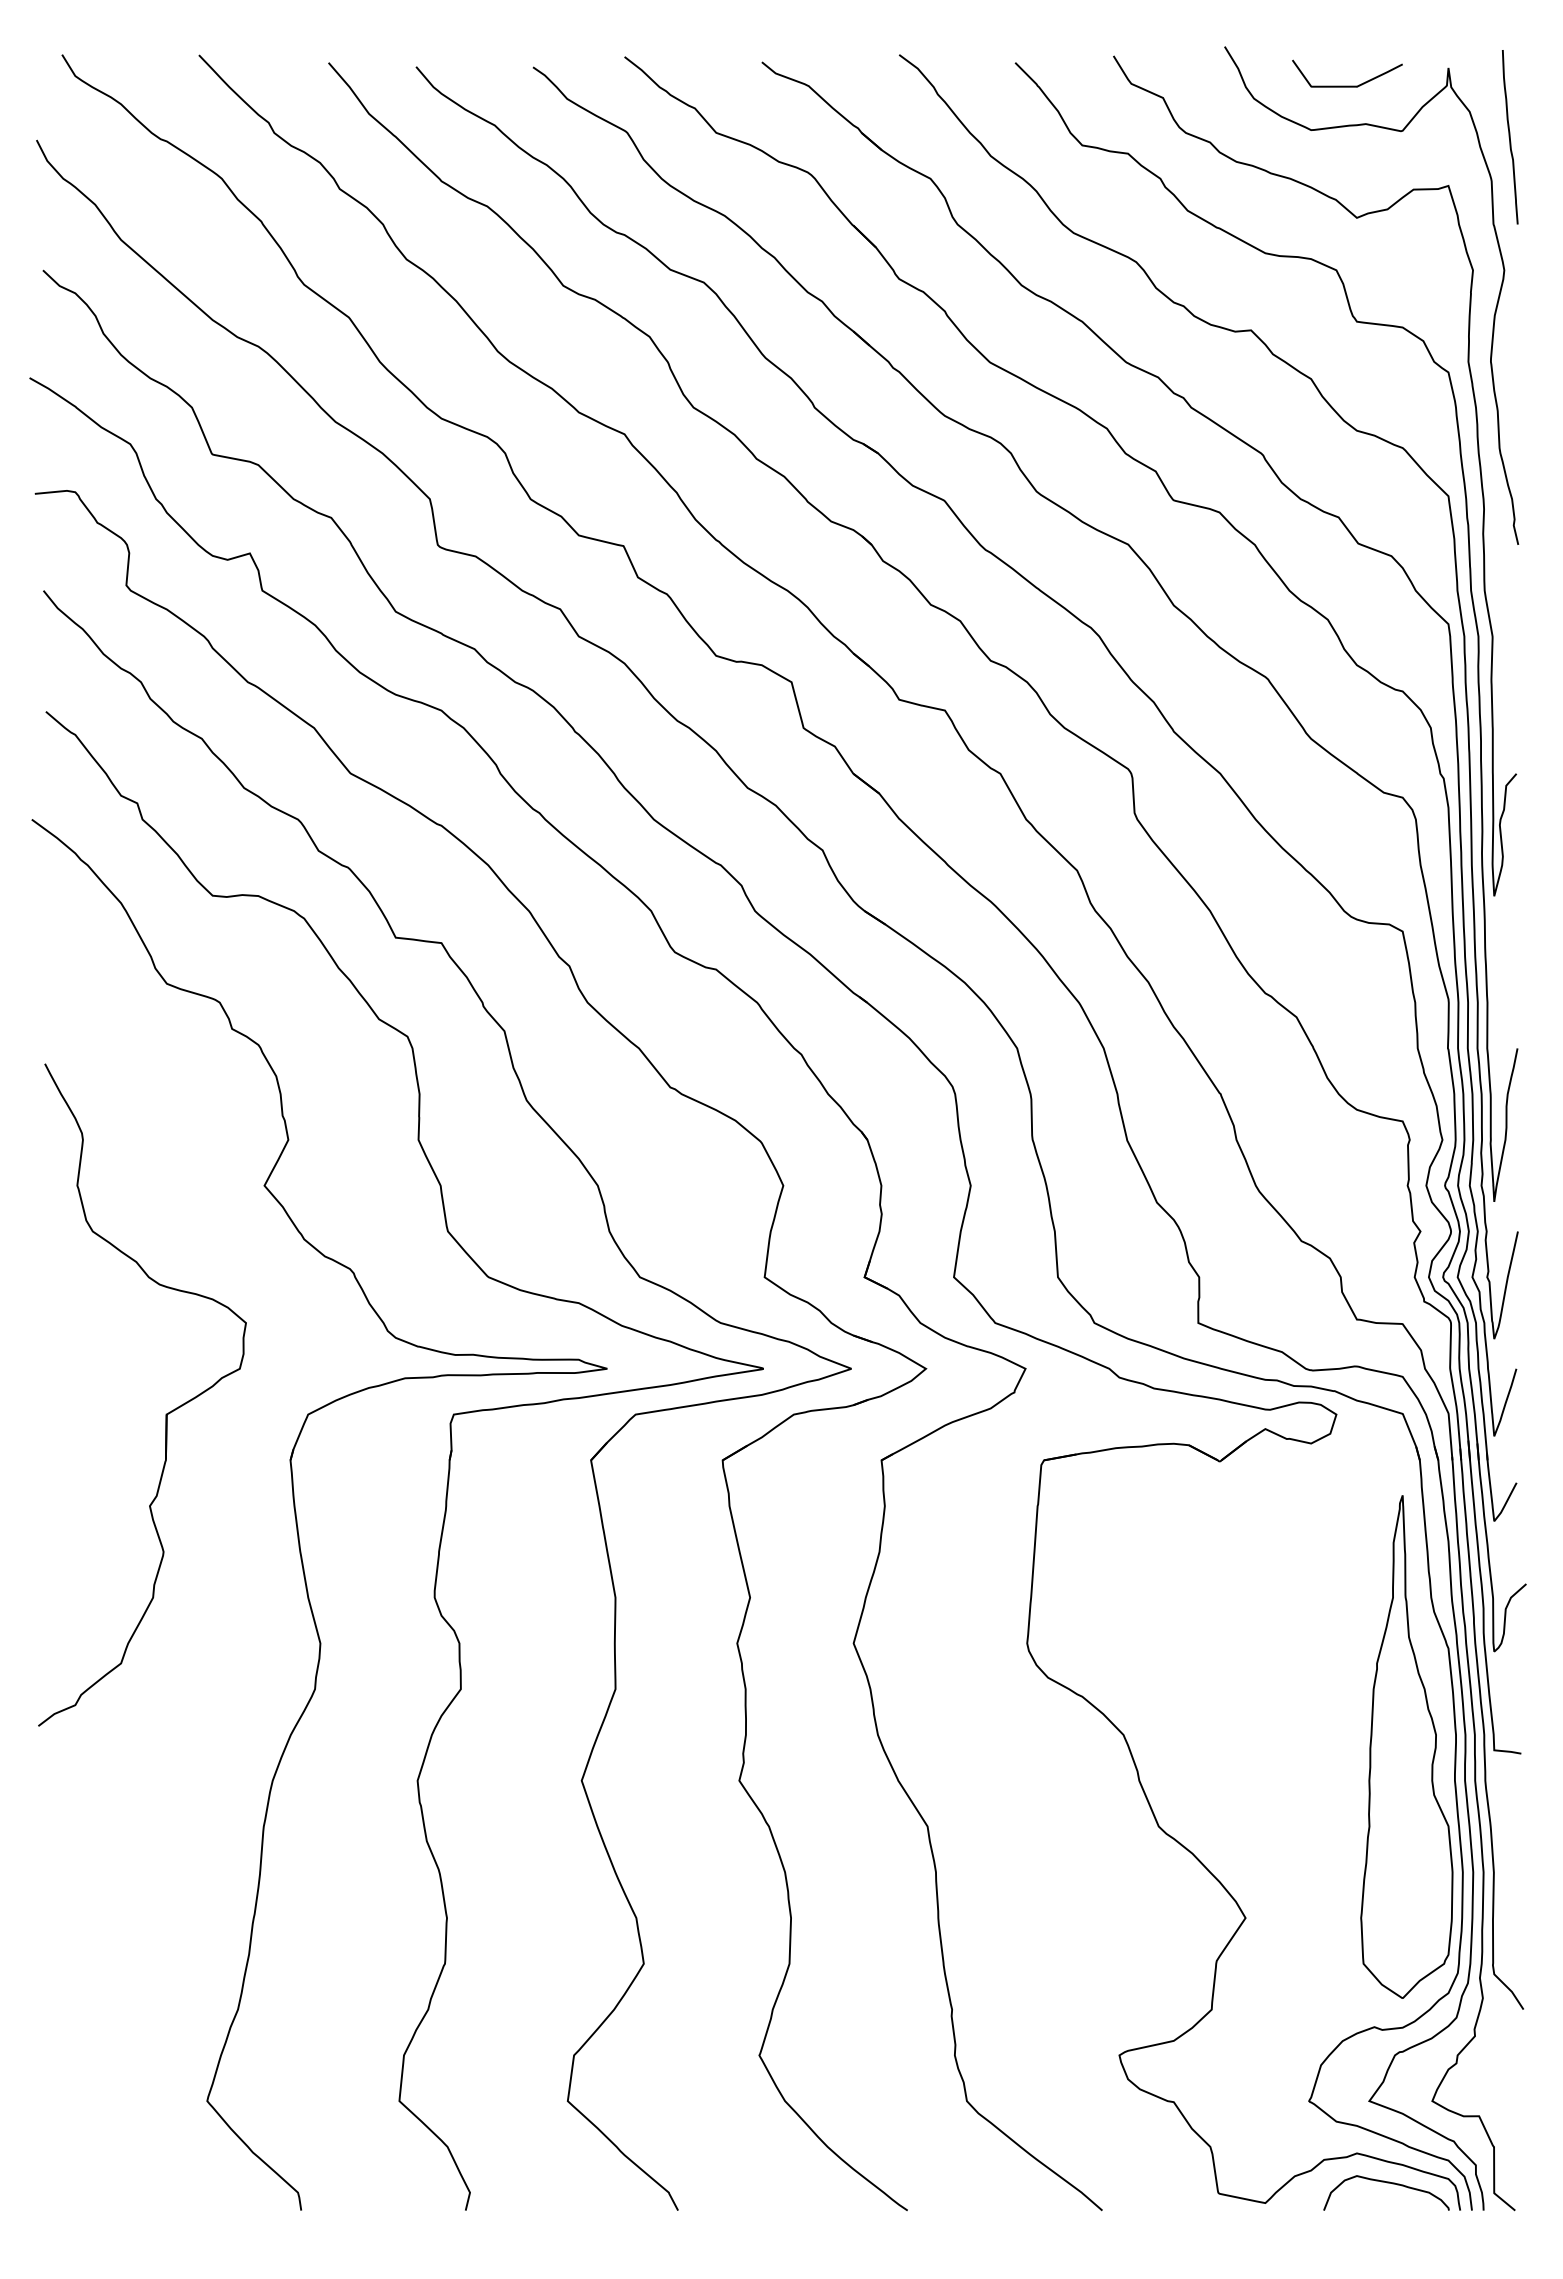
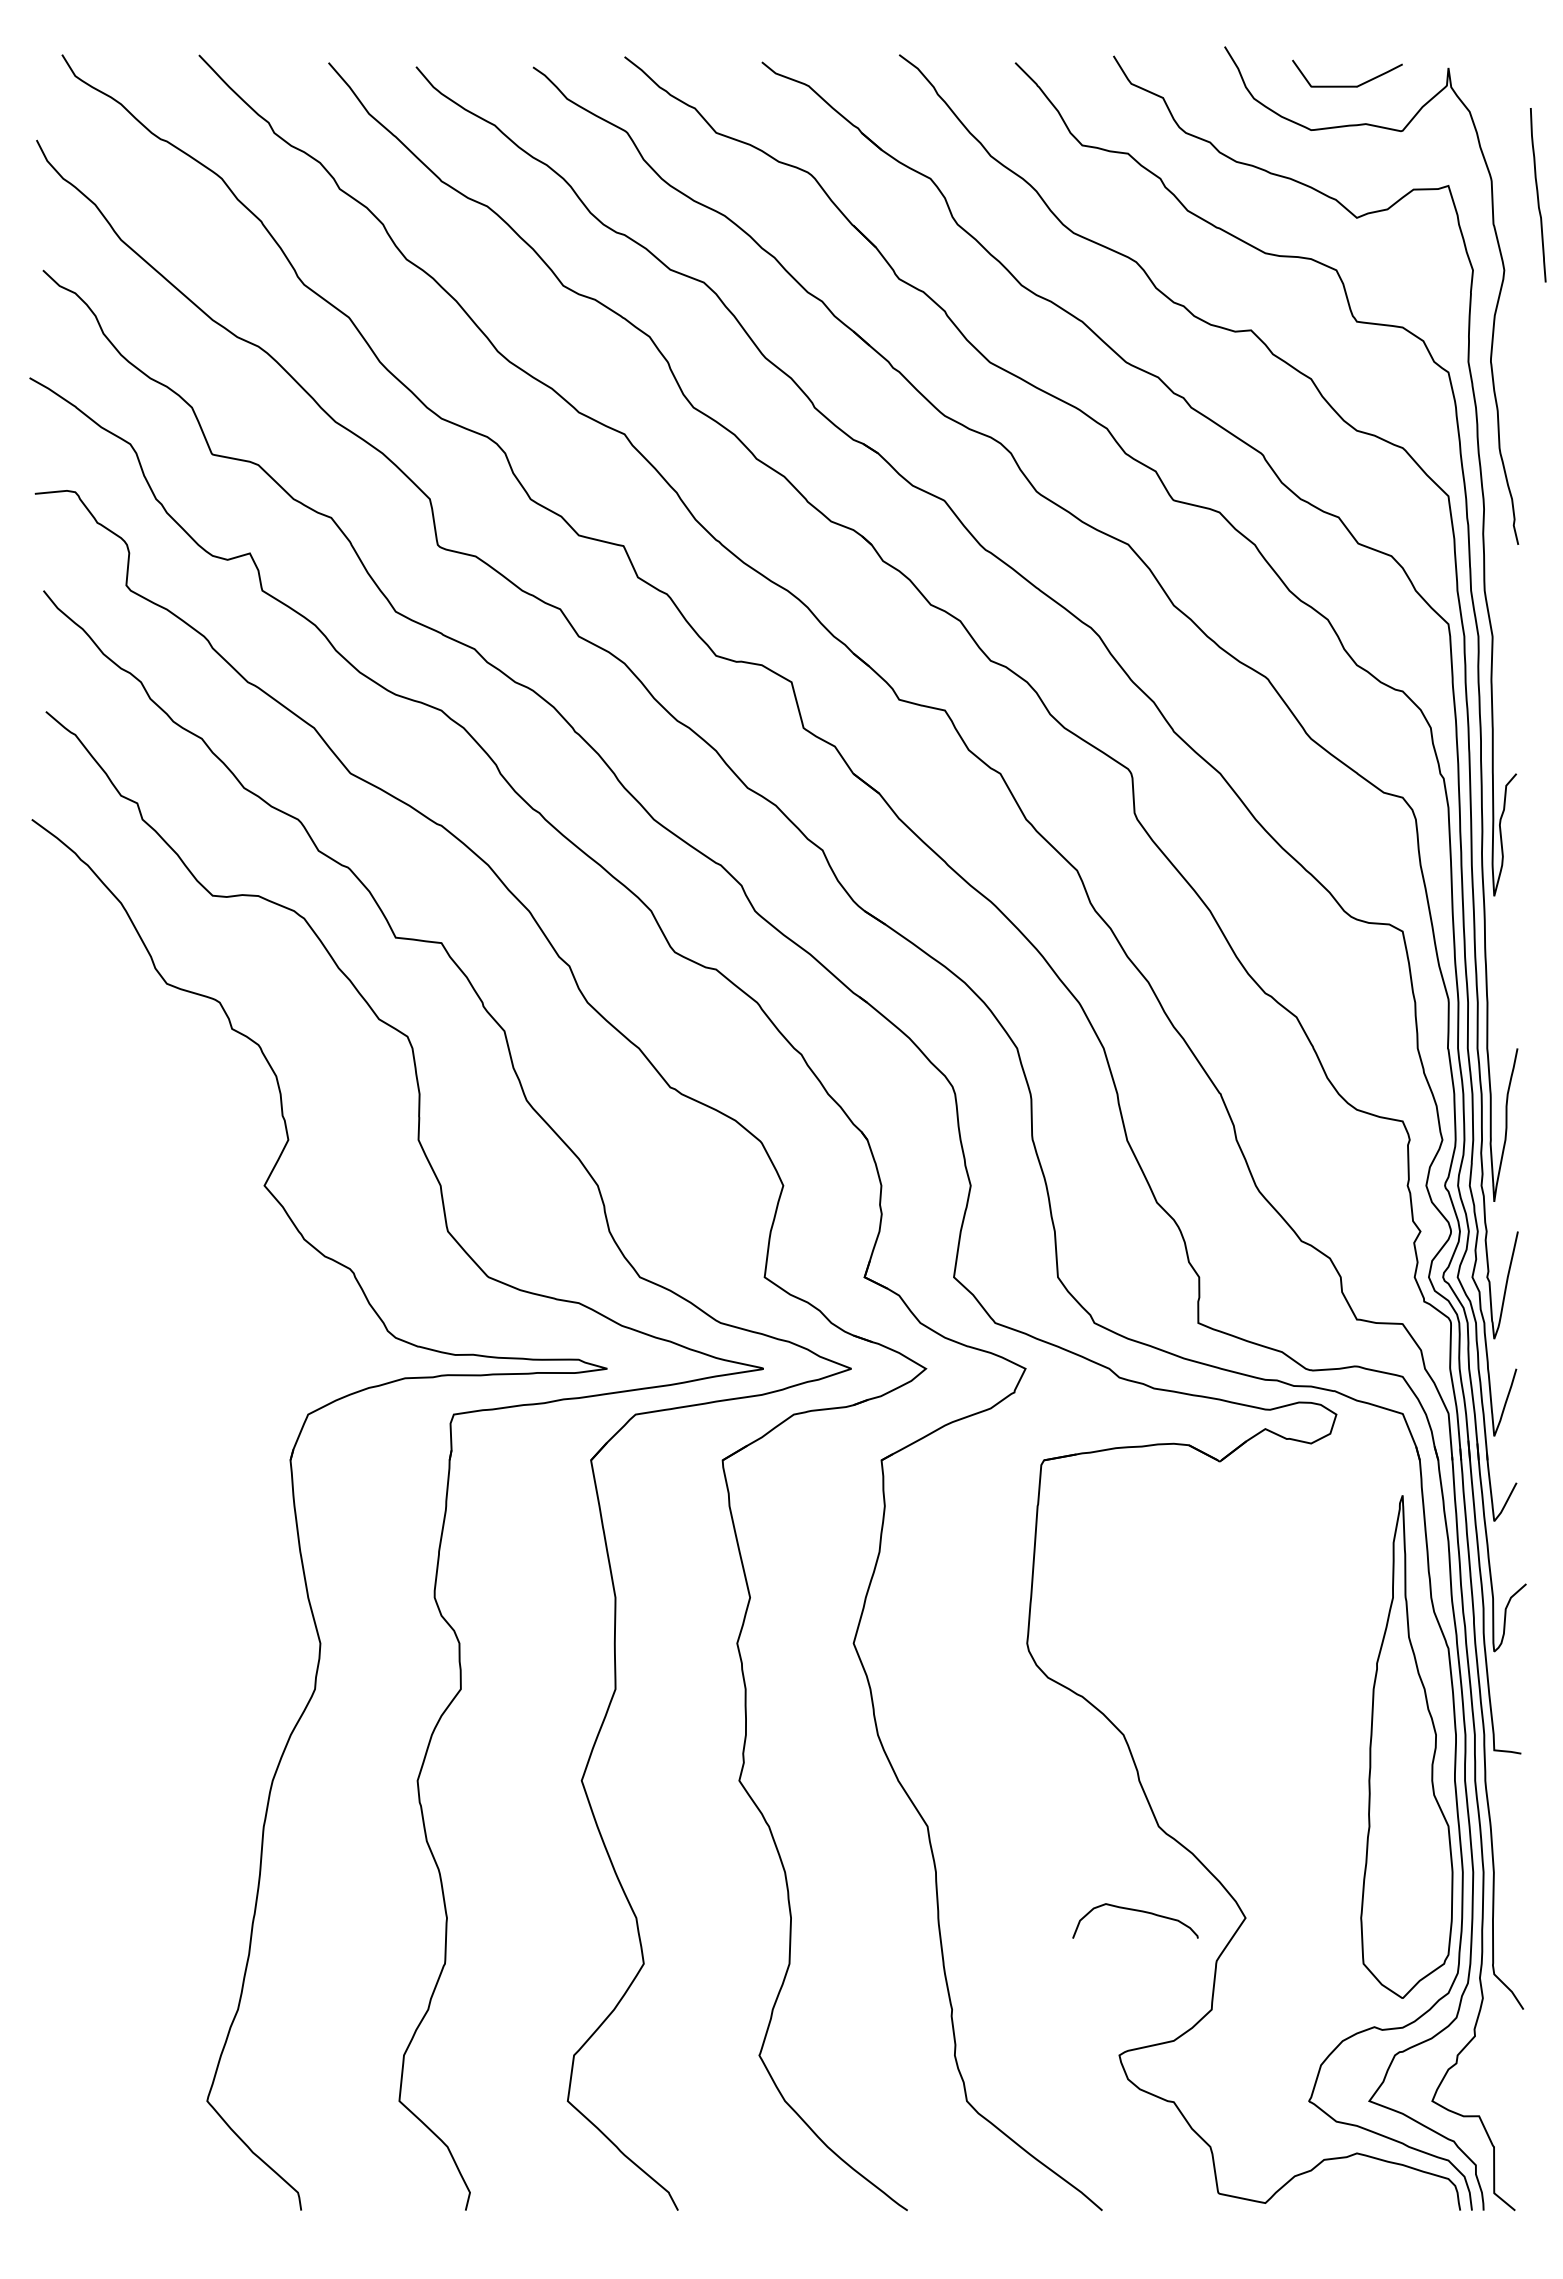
curve position: (1510, 137) -> (1538, 195) (1538, 195)
part: present -> none (165, 1414)
curve position: (1386, 2183) -> (1135, 1911) (1135, 1911)
